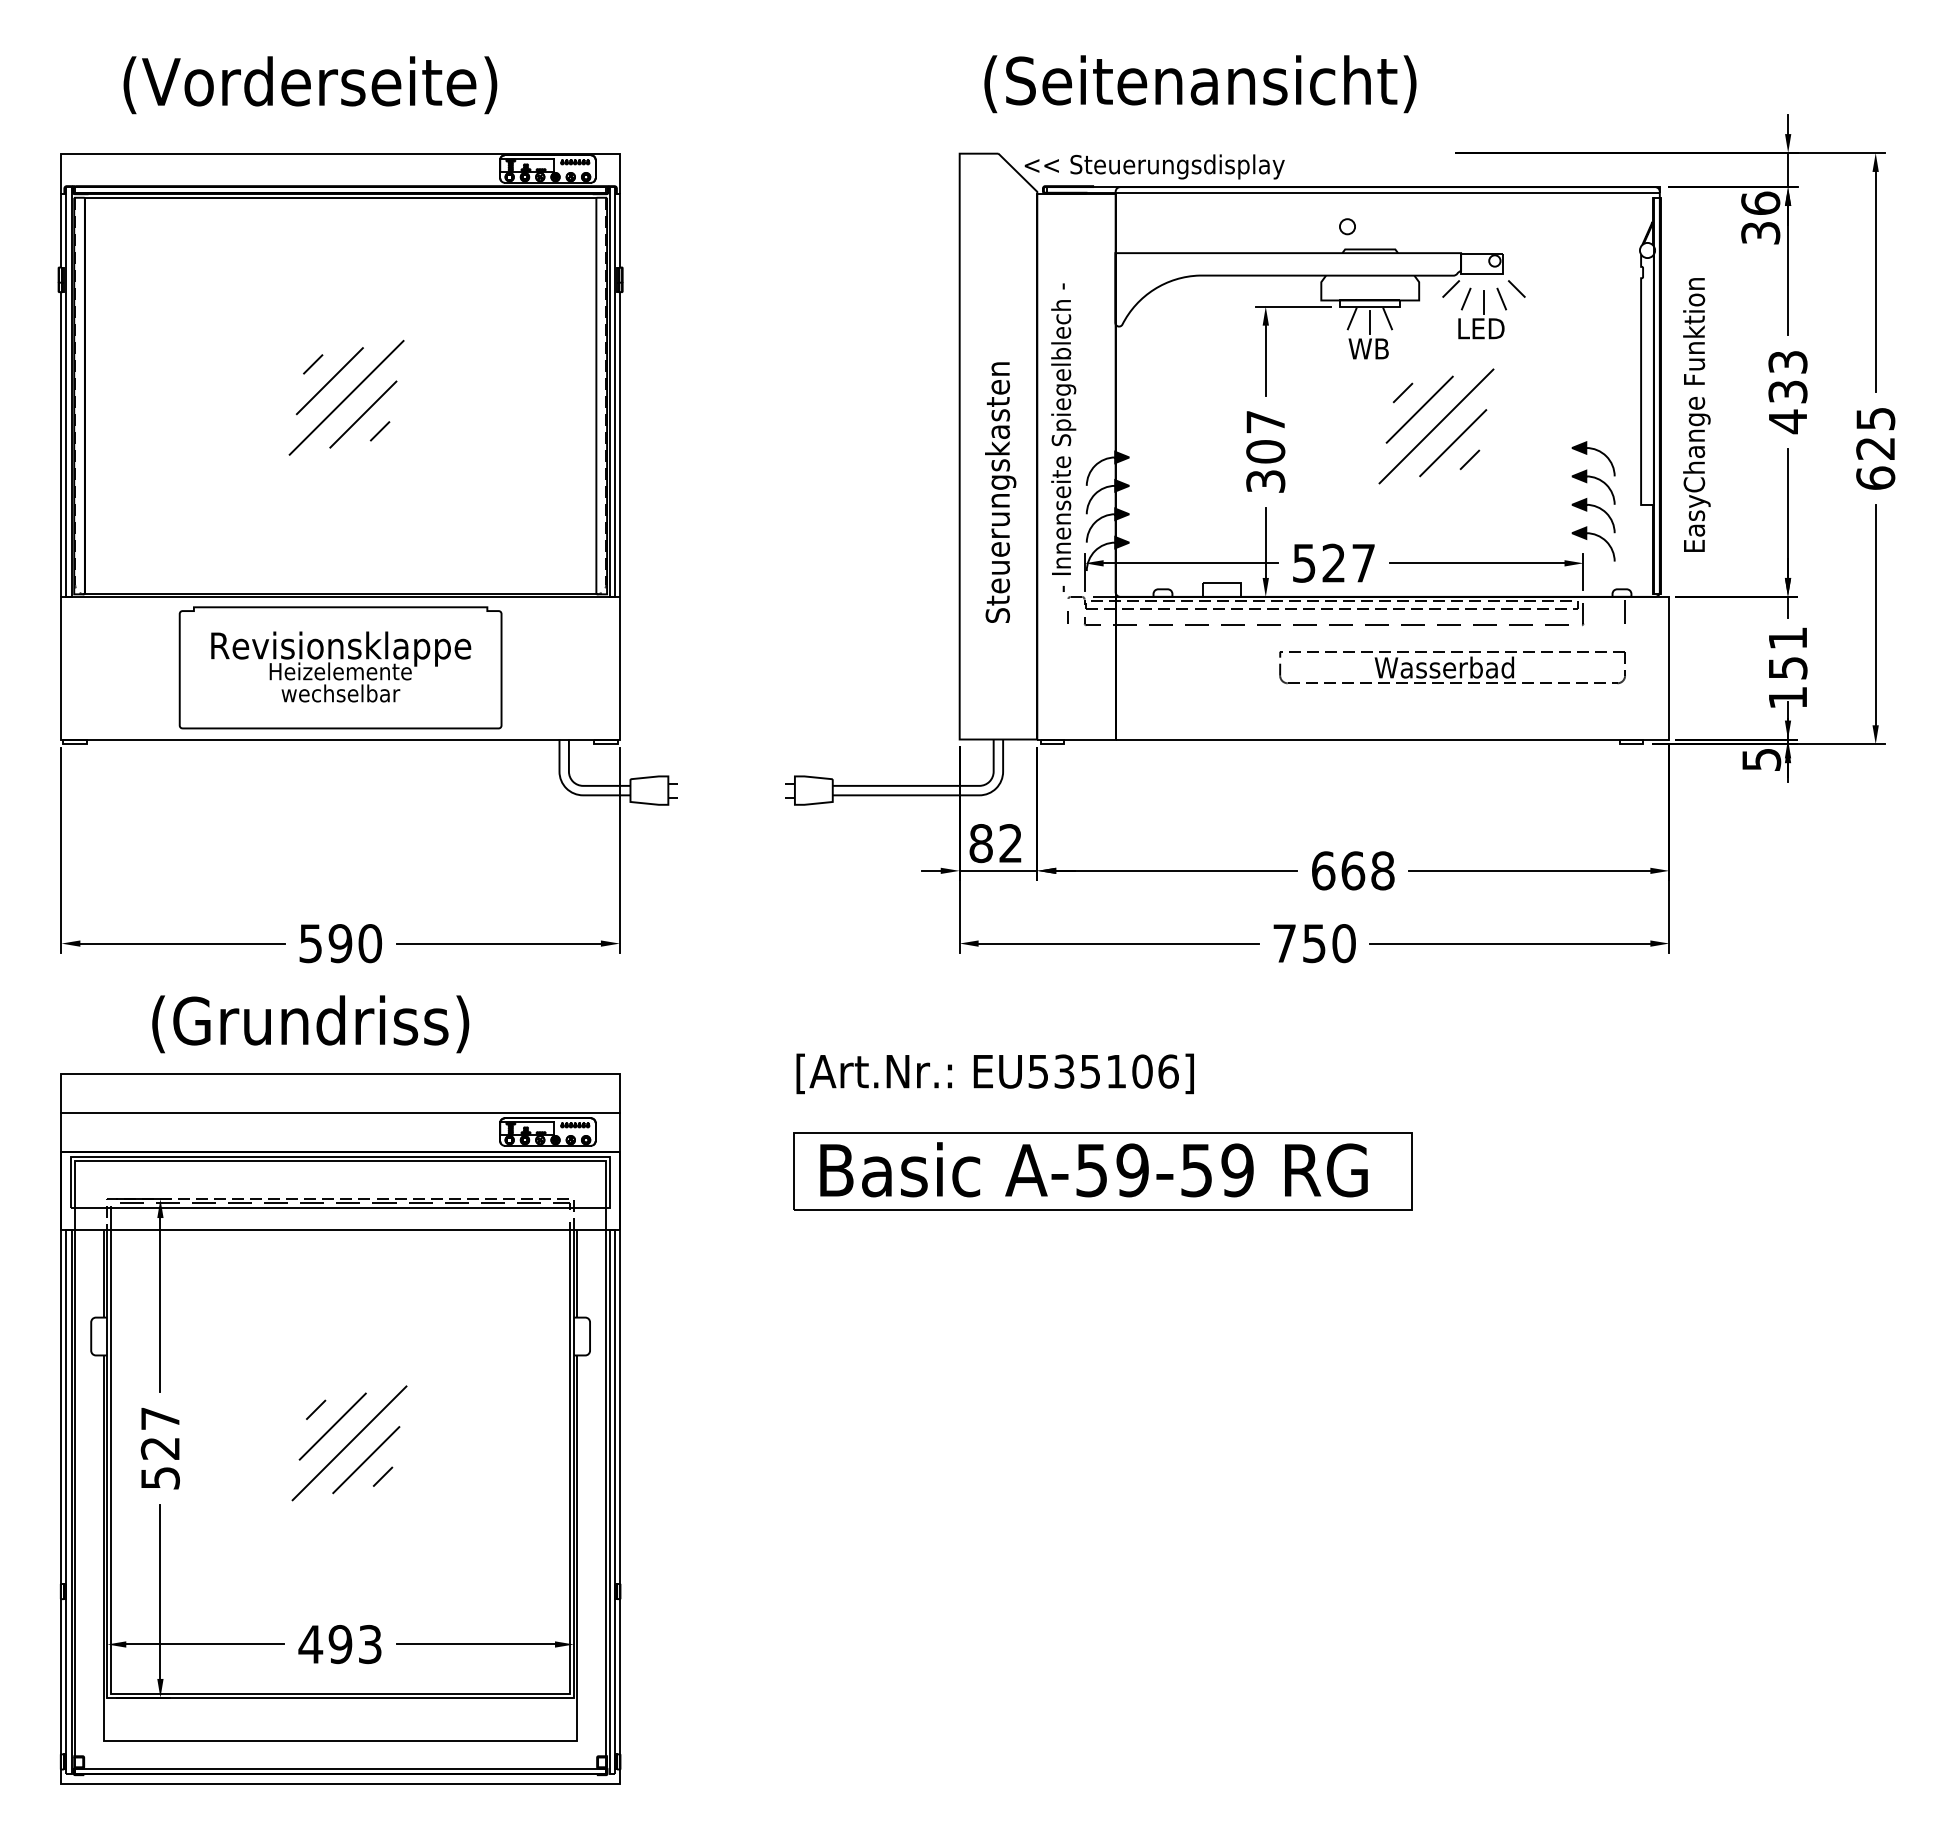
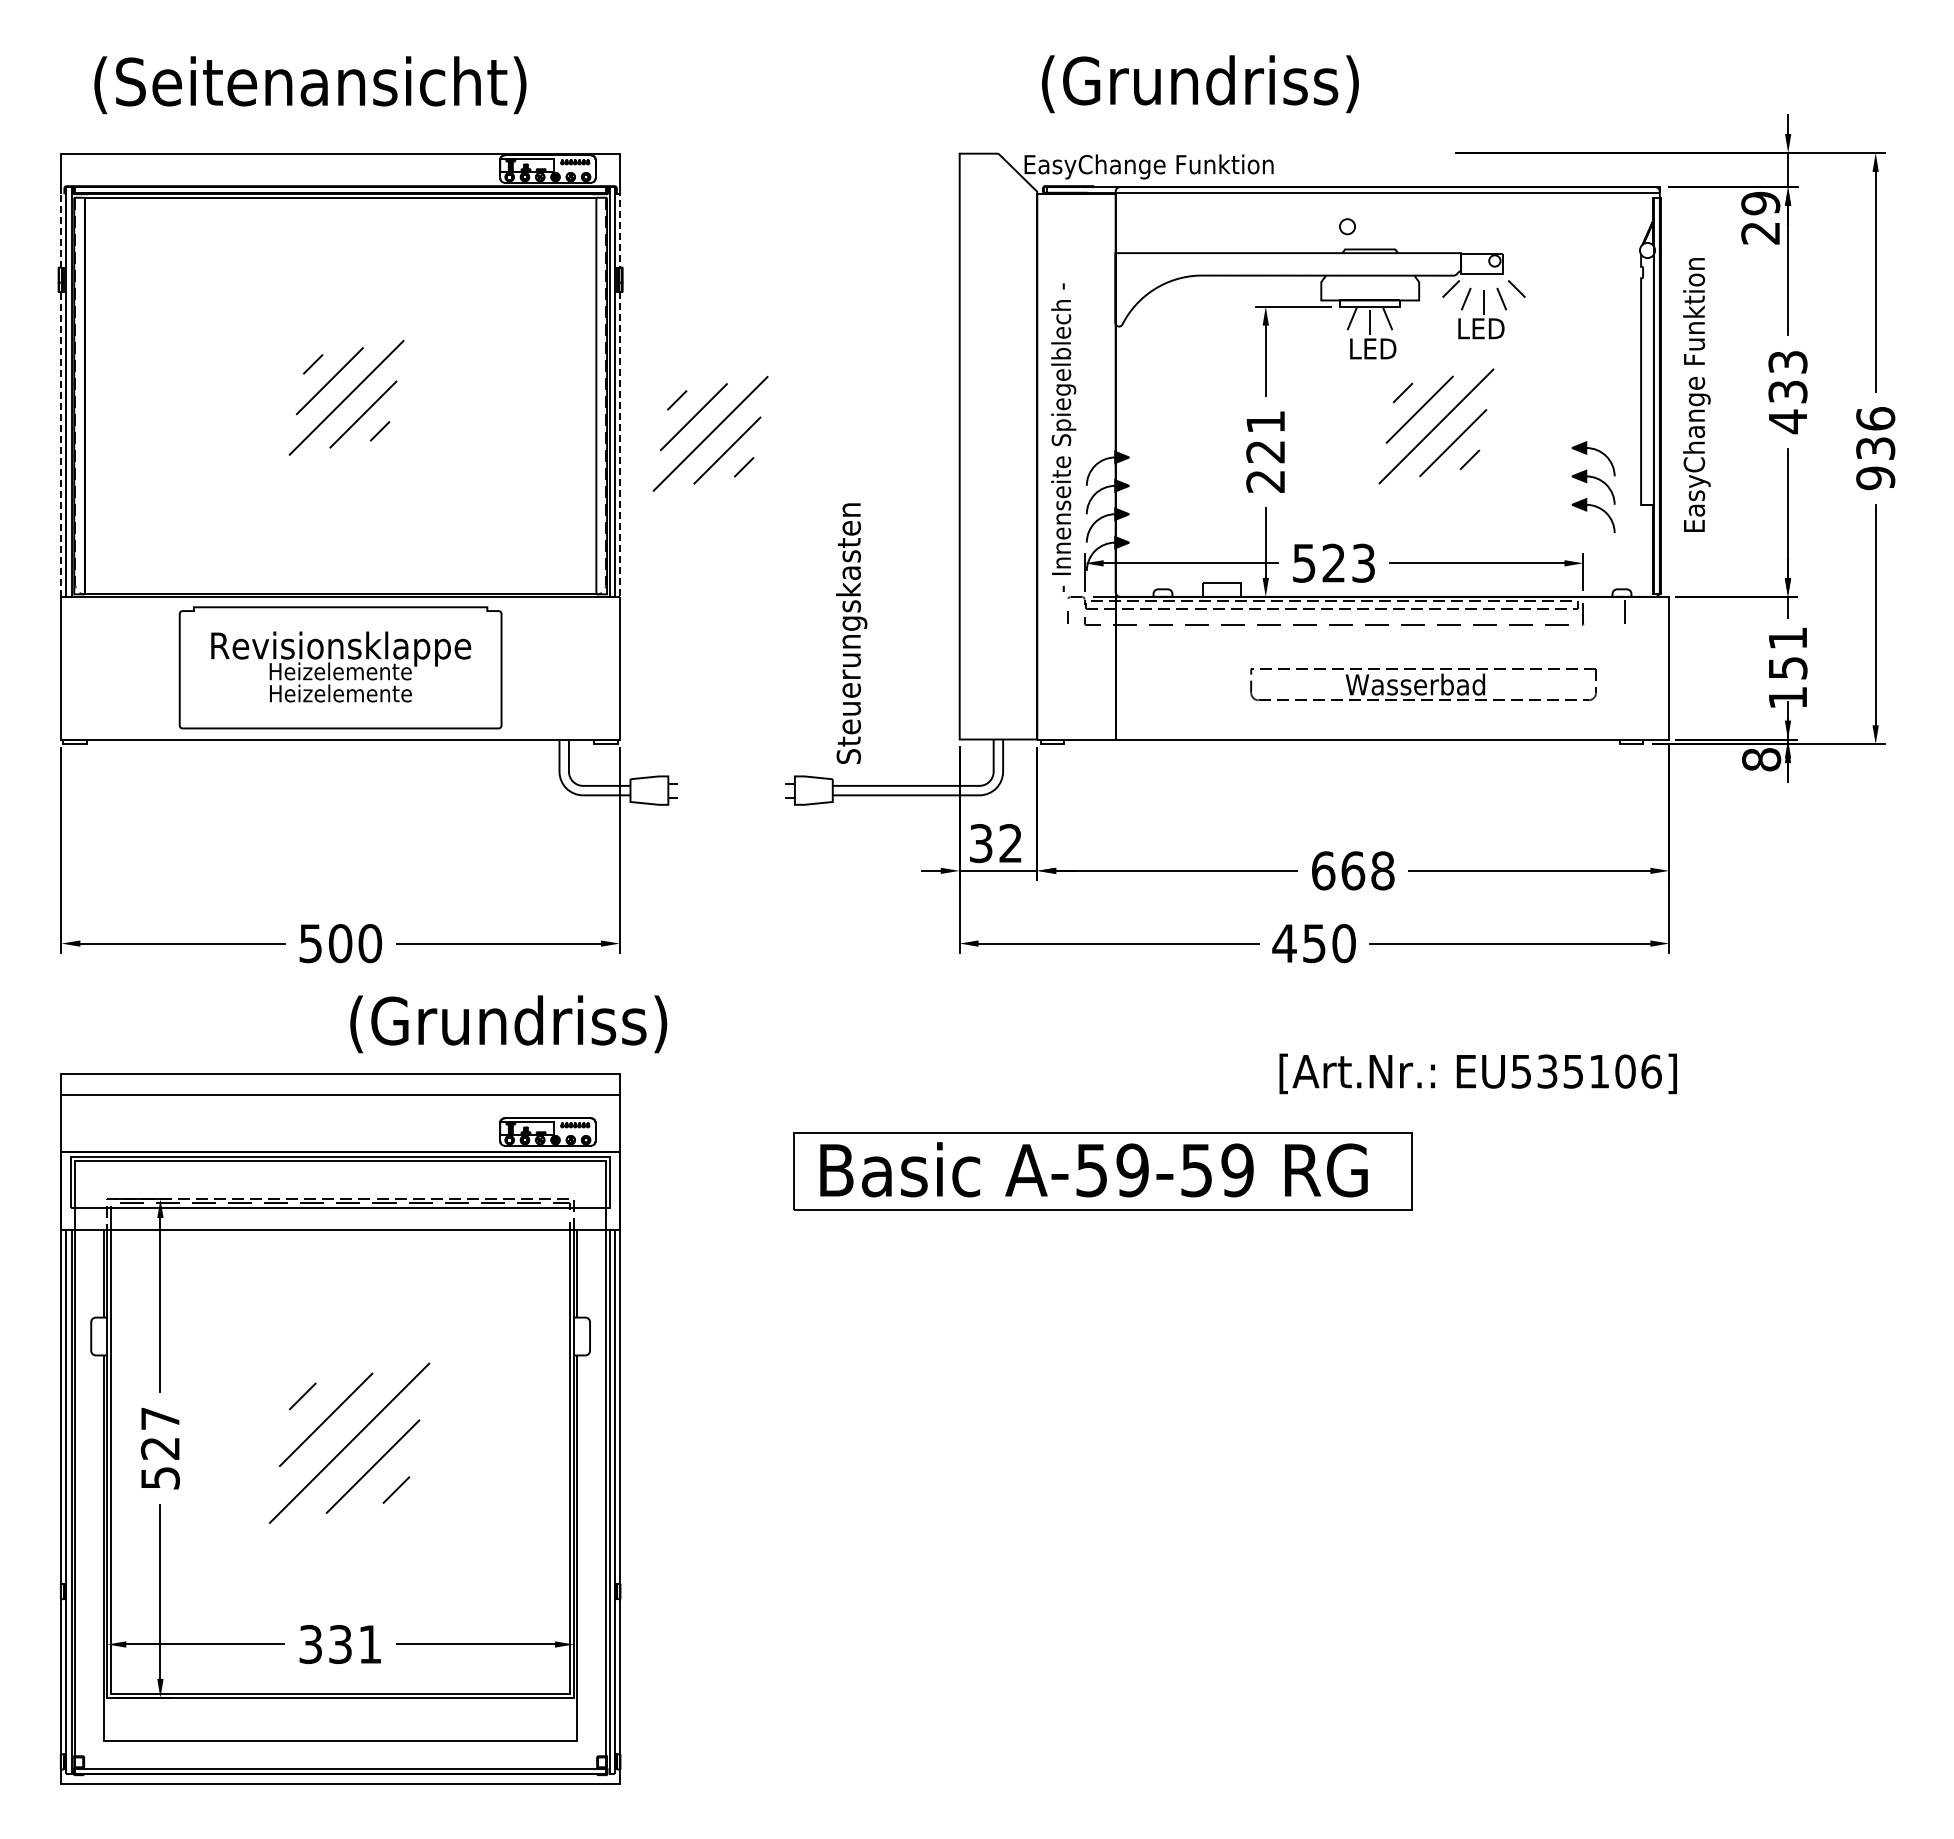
text: (Seitenansicht) -> (Grundriss) (1200, 84)
text: (Vorderseite) -> (Seitenansicht) (310, 85)
text: << Steuerungsdisplay -> EasyChange Funktion (1154, 166)
text: 36 -> 29 (1760, 217)
line: solid -> dashed (61, 227)
line: solid -> dashed (619, 227)
text: WB -> LED (1372, 348)
text position: (1696, 414) -> (1696, 394) (1696, 394)
part: none -> present (710, 433)
line: solid -> dashed (61, 444)
line: solid -> dashed (619, 445)
text: 625 -> 936 (1875, 448)
text: 307 -> 221 (1265, 451)
text position: (1000, 492) -> (851, 633) (851, 633)
part: present -> none (1587, 539)
text: 527 -> 523 (1363, 562)
part position: (1452, 667) -> (1423, 684) (1423, 684)
text: wechselbar -> Heizelemente (340, 693)
text: 5 -> 8 (1761, 759)
text: 82 -> 32 (980, 843)
text: 590 -> 500 (340, 943)
text: 750 -> 450 (1284, 943)
text position: (310, 1024) -> (508, 1024) (508, 1024)
text position: (994, 1073) -> (1477, 1073) (1477, 1073)
line position: (340, 1113) -> (340, 1095) (340, 1095)
part size: 117x117 px -> 162x162 px (349, 1442)
text: 493 -> 331 (339, 1644)
